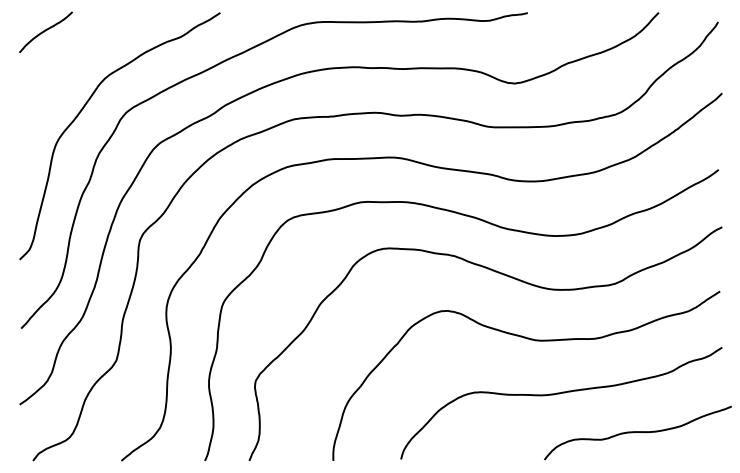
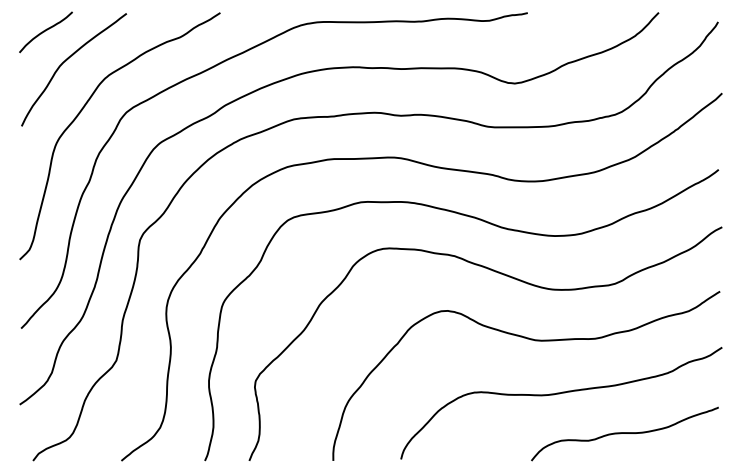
curve: none -> present (66, 61)
curve position: (637, 432) -> (624, 433) (624, 433)
